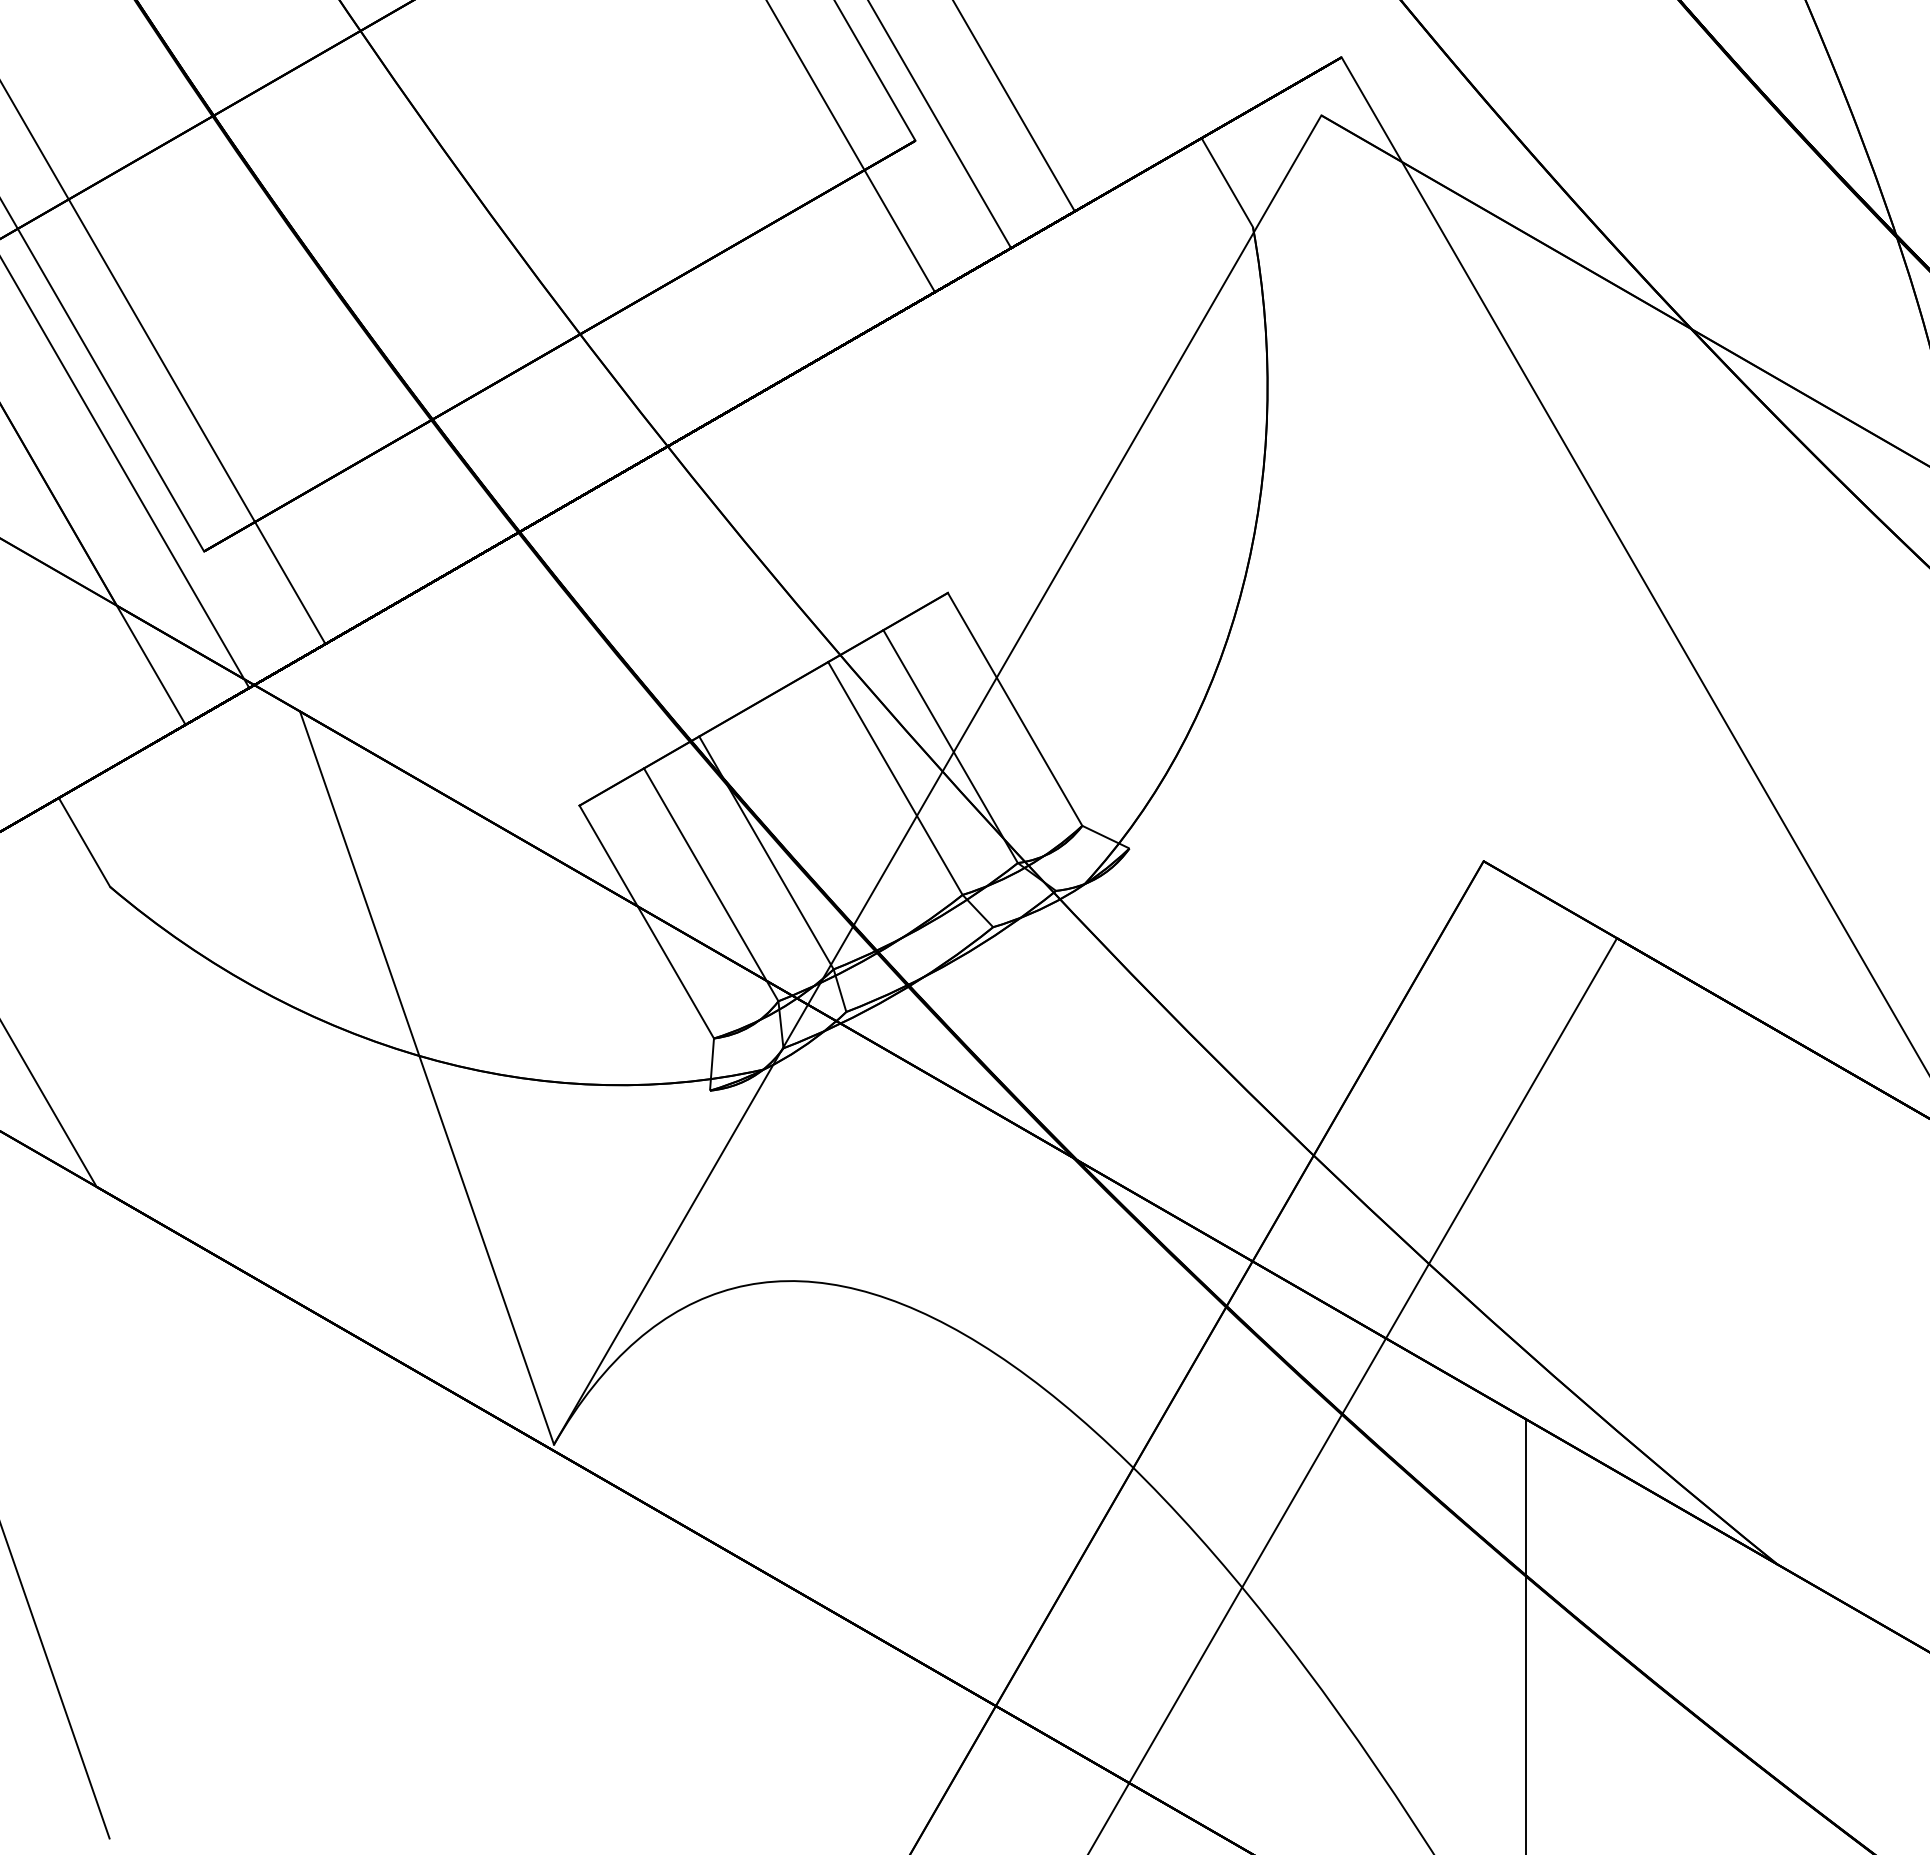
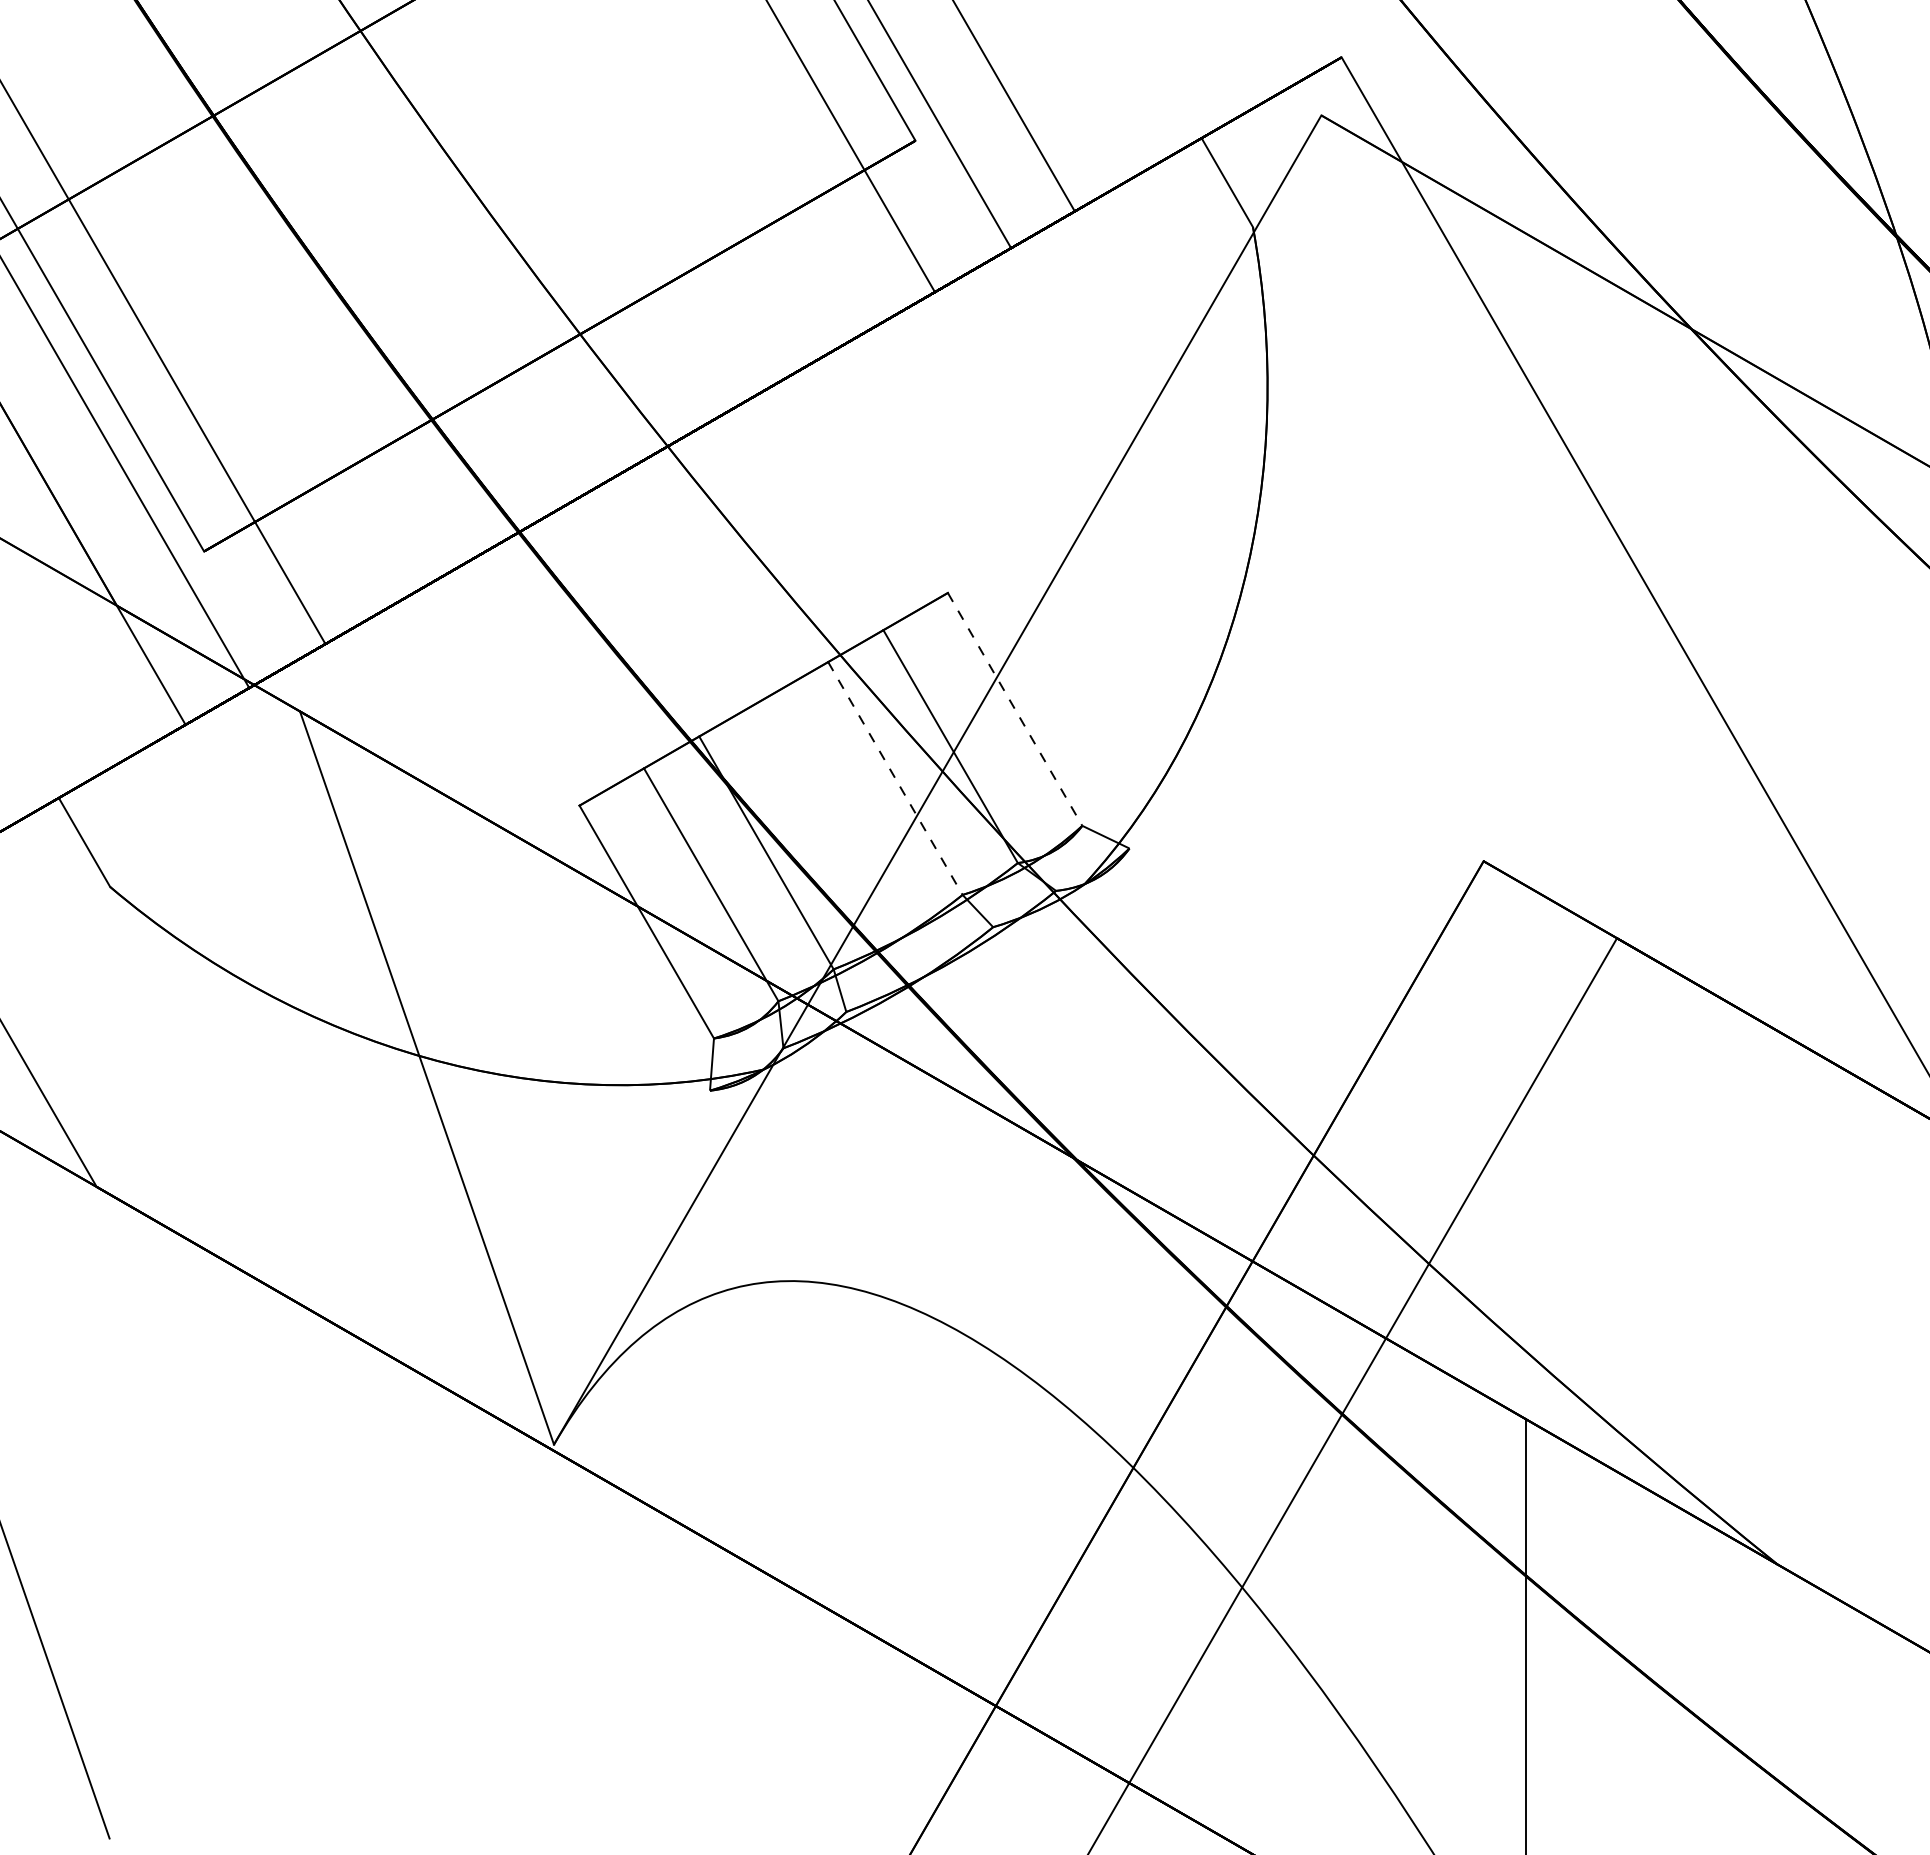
line: solid -> dashed (1015, 709)
line: solid -> dashed (895, 778)
